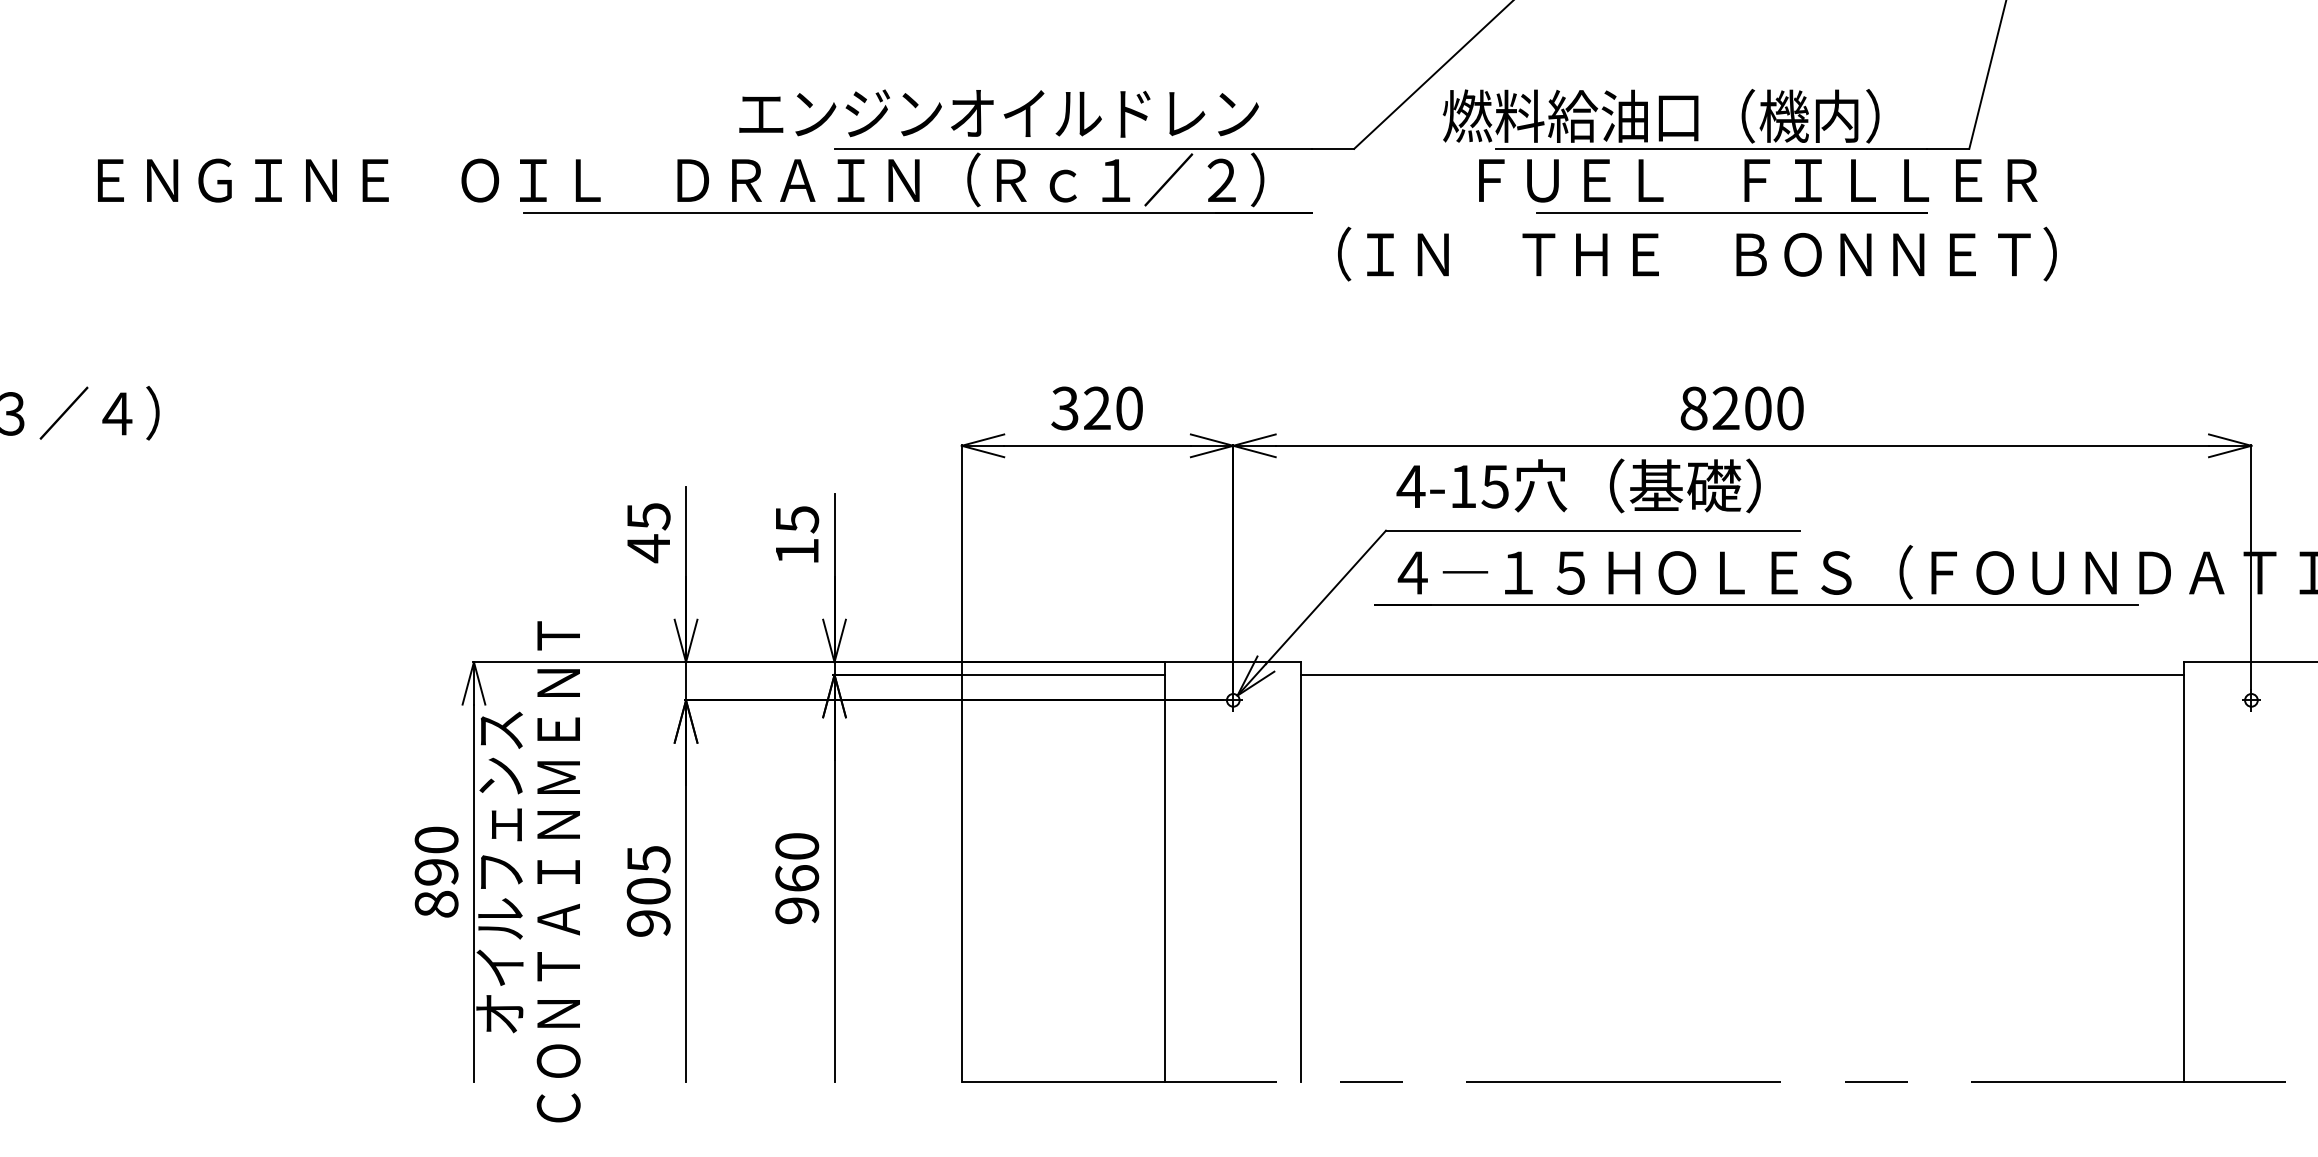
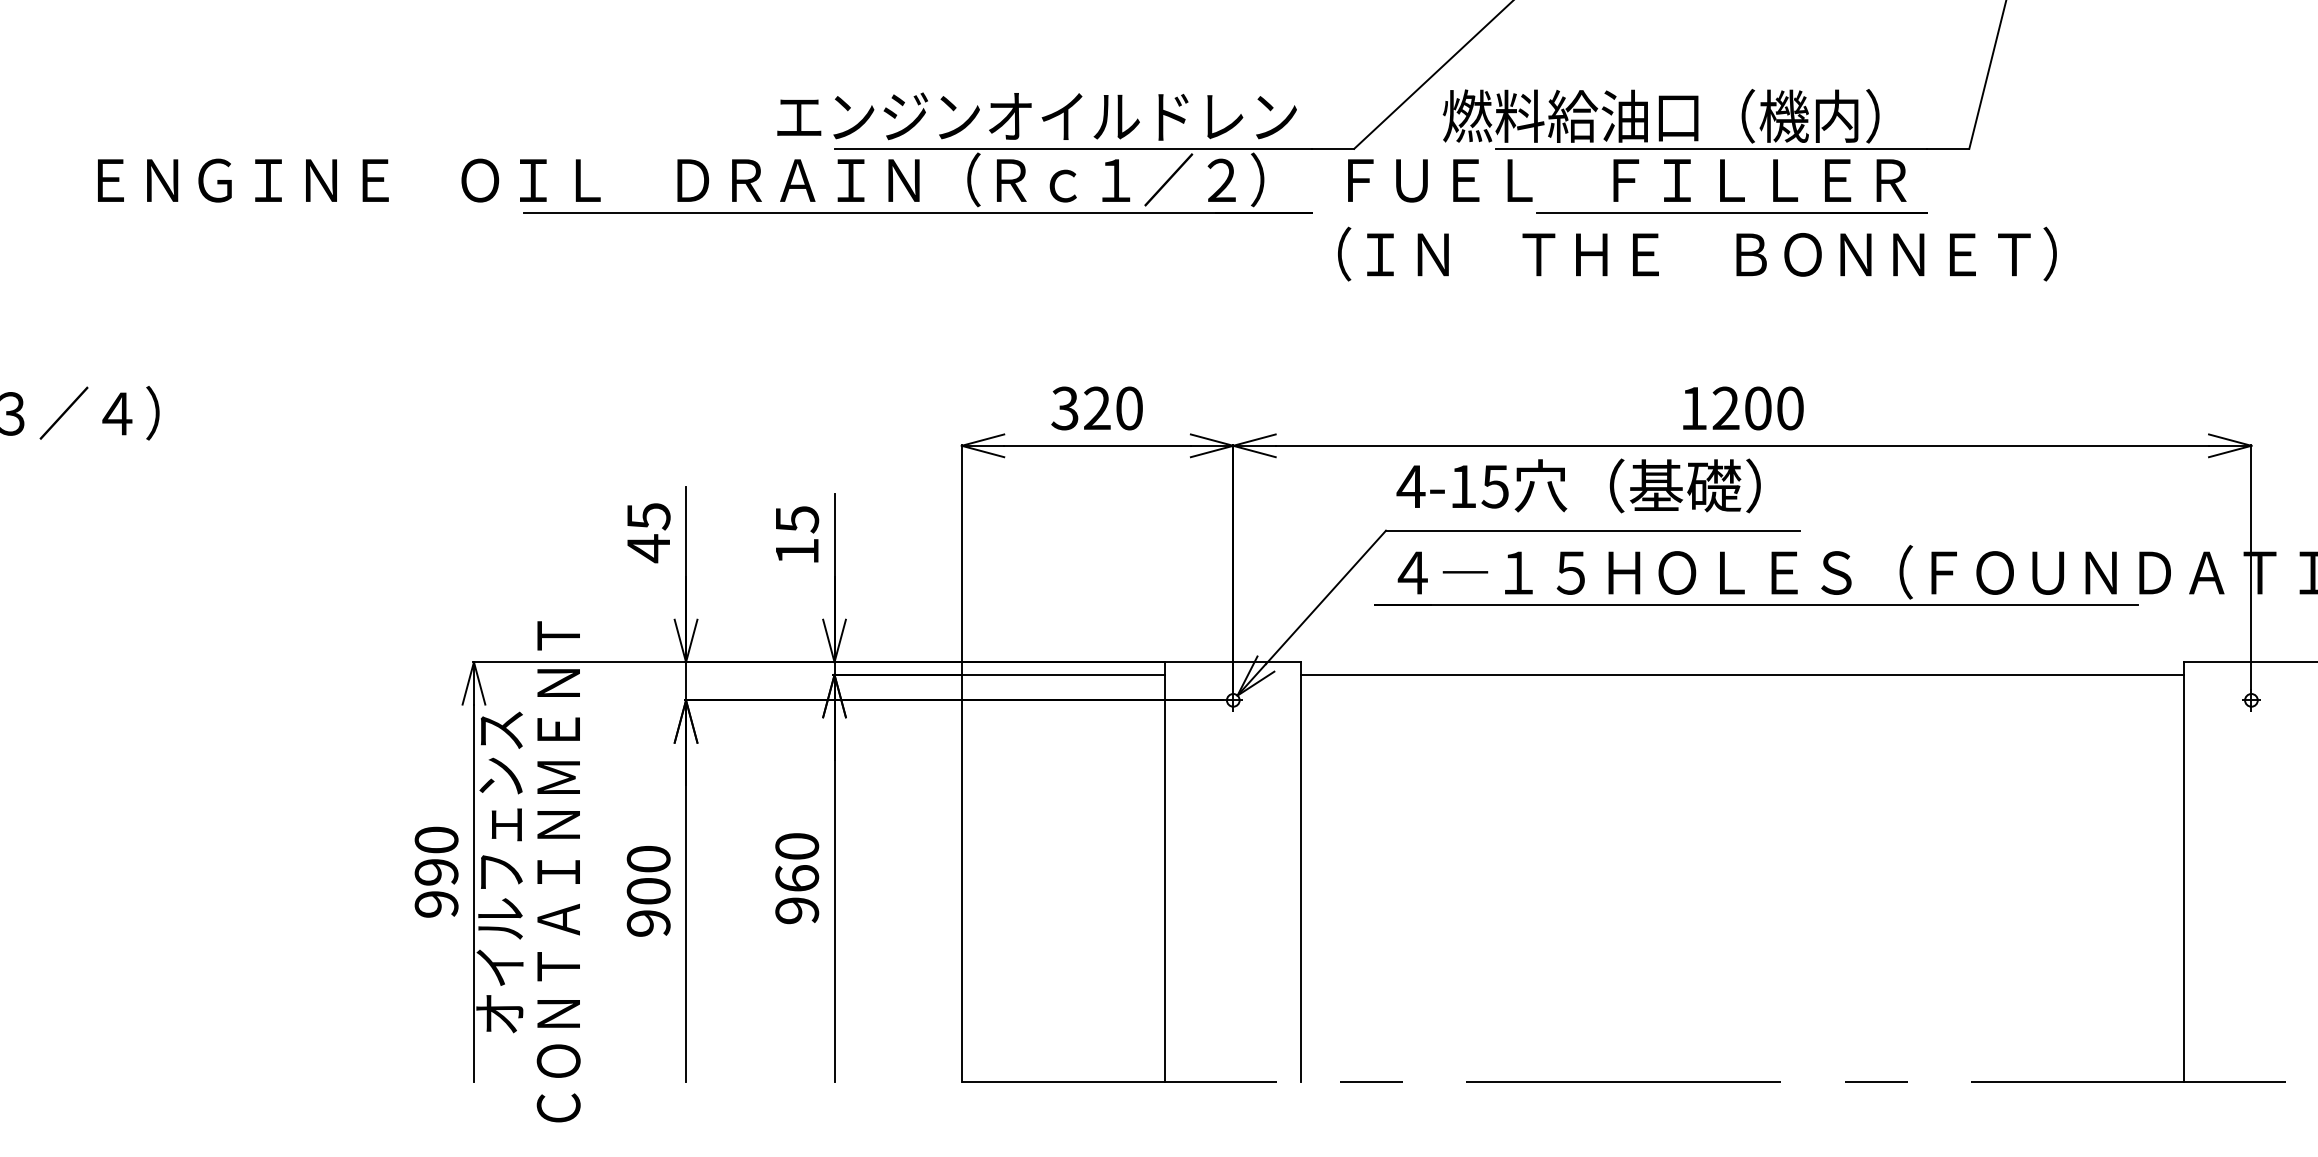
text position: (998, 113) -> (1036, 116) (1036, 116)
text position: (1758, 180) -> (1627, 180) (1627, 180)
text: 8200 -> 1200 (1693, 408)
text: 905 -> 900 (648, 859)
text: 890 -> 990 (436, 903)
